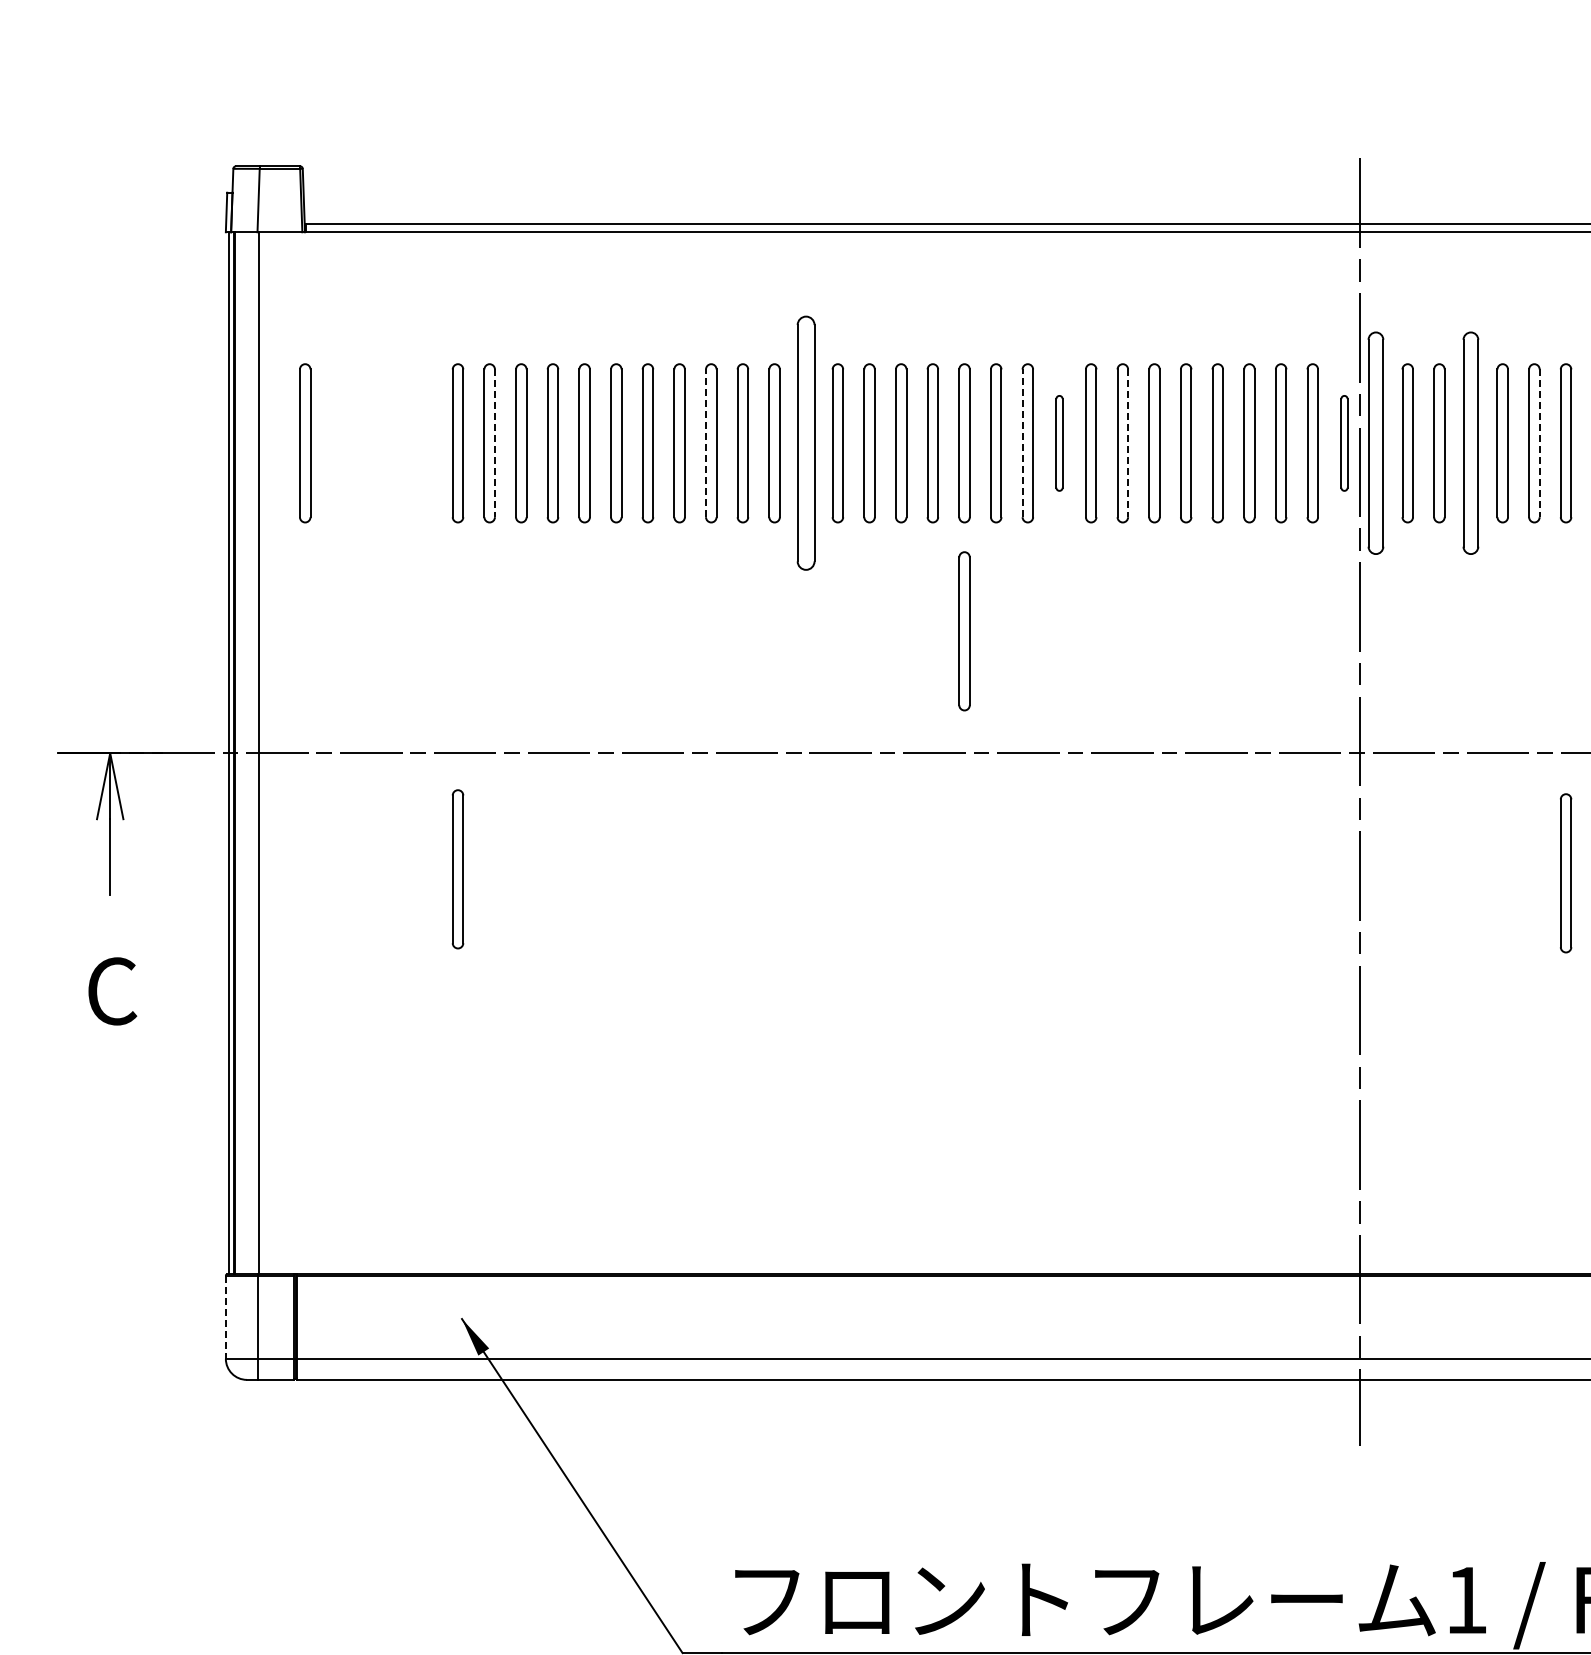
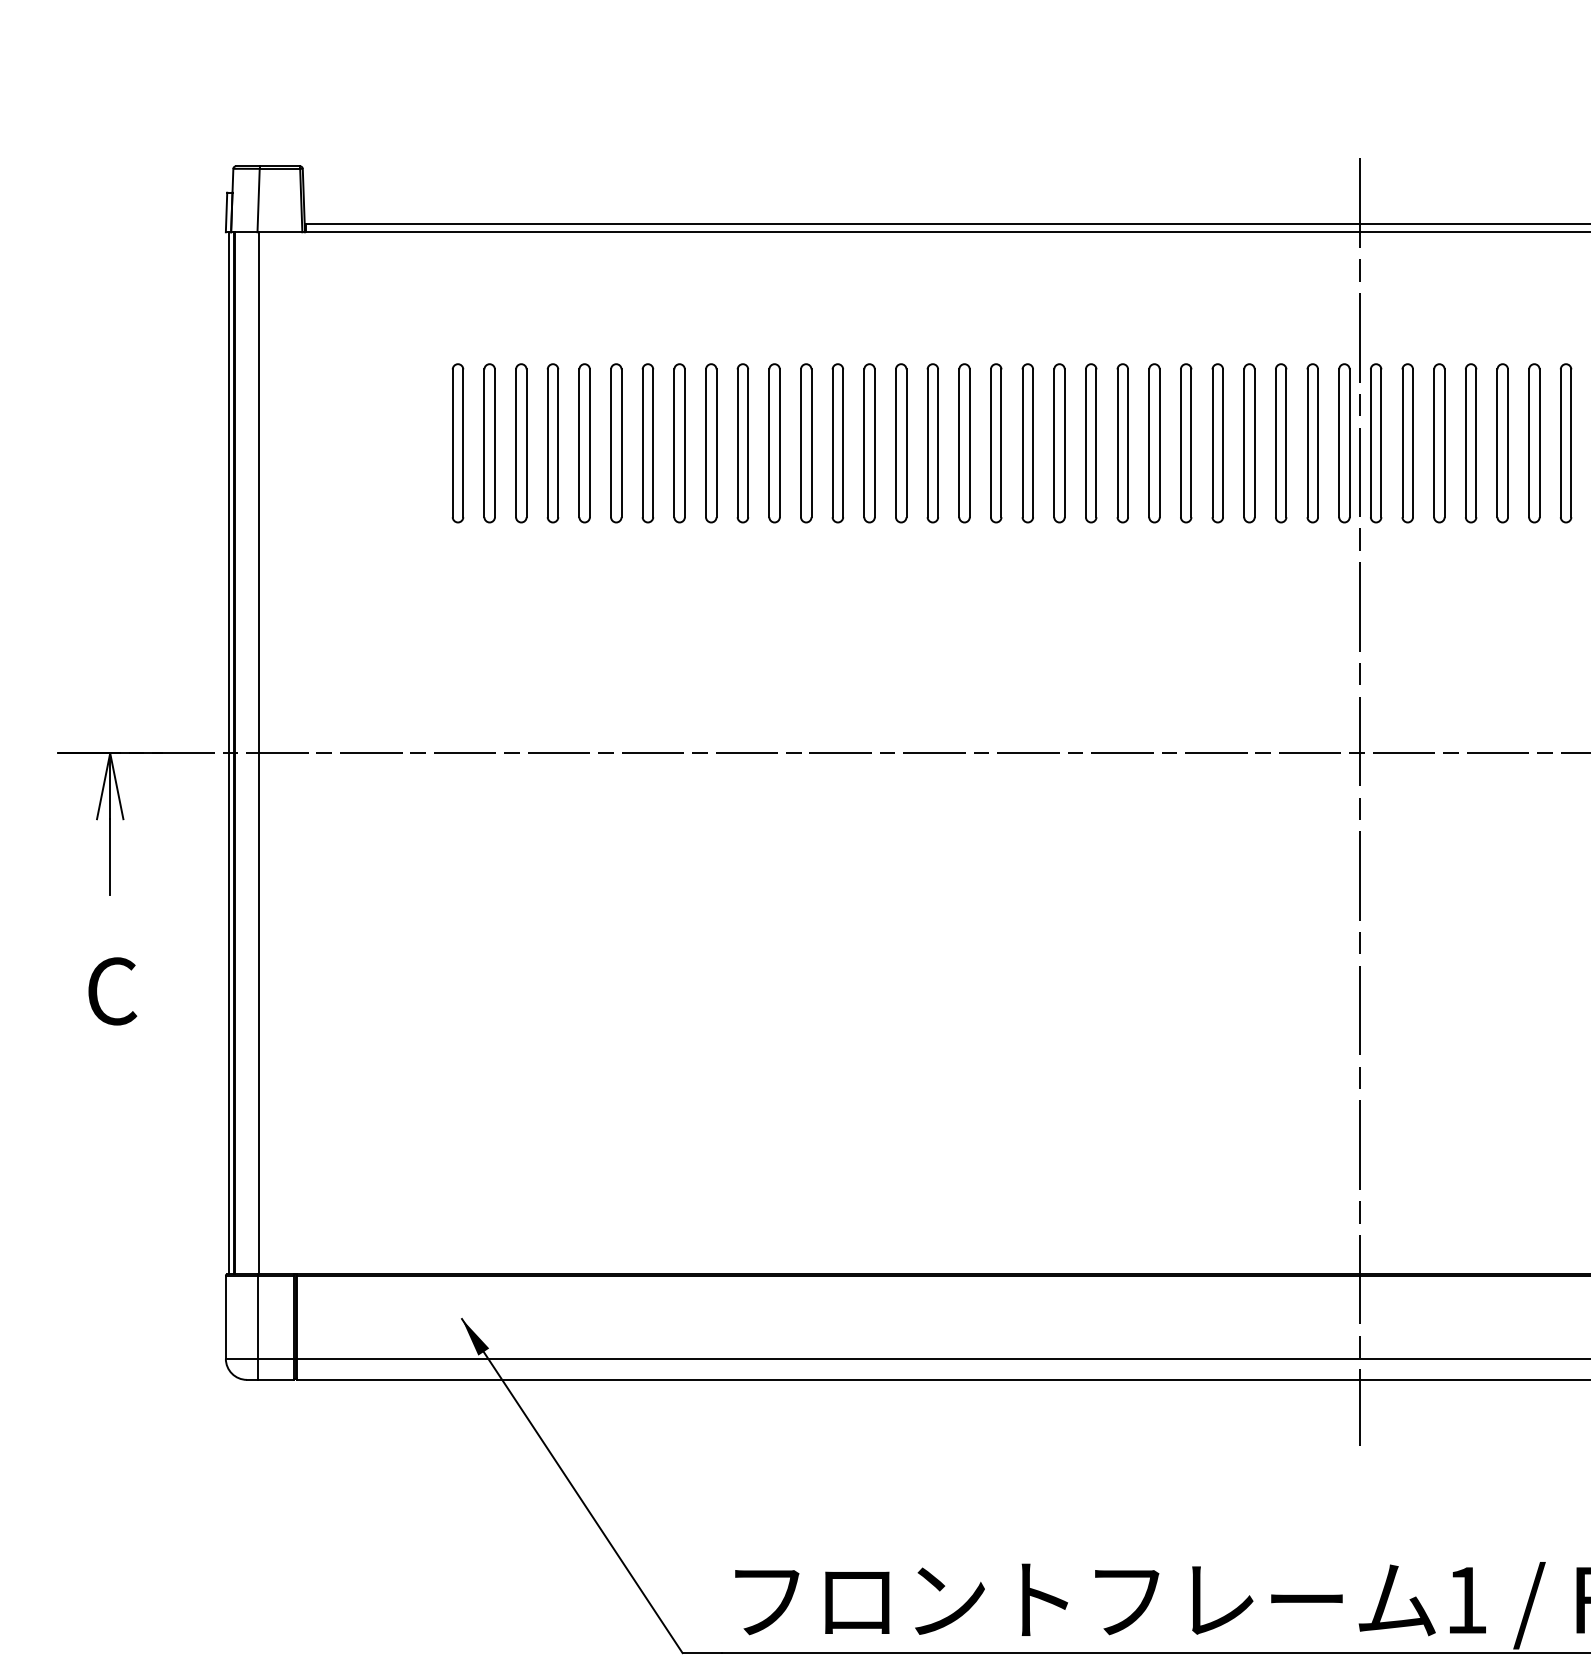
part size: 20x256 px -> 13x161 px (806, 443)
part size: 18x224 px -> 13x161 px (1376, 443)
part size: 18x224 px -> 13x161 px (1471, 443)
part: present -> none (305, 443)
line: dashed -> solid (494, 443)
line: dashed -> solid (706, 443)
line: dashed -> solid (1022, 443)
part size: 9x97 px -> 13x161 px (1059, 443)
line: dashed -> solid (1128, 443)
part size: 9x97 px -> 13x161 px (1344, 443)
line: dashed -> solid (1539, 443)
part: present -> none (964, 631)
part: present -> none (457, 869)
part: present -> none (1566, 873)
line: dashed -> solid (225, 1317)
